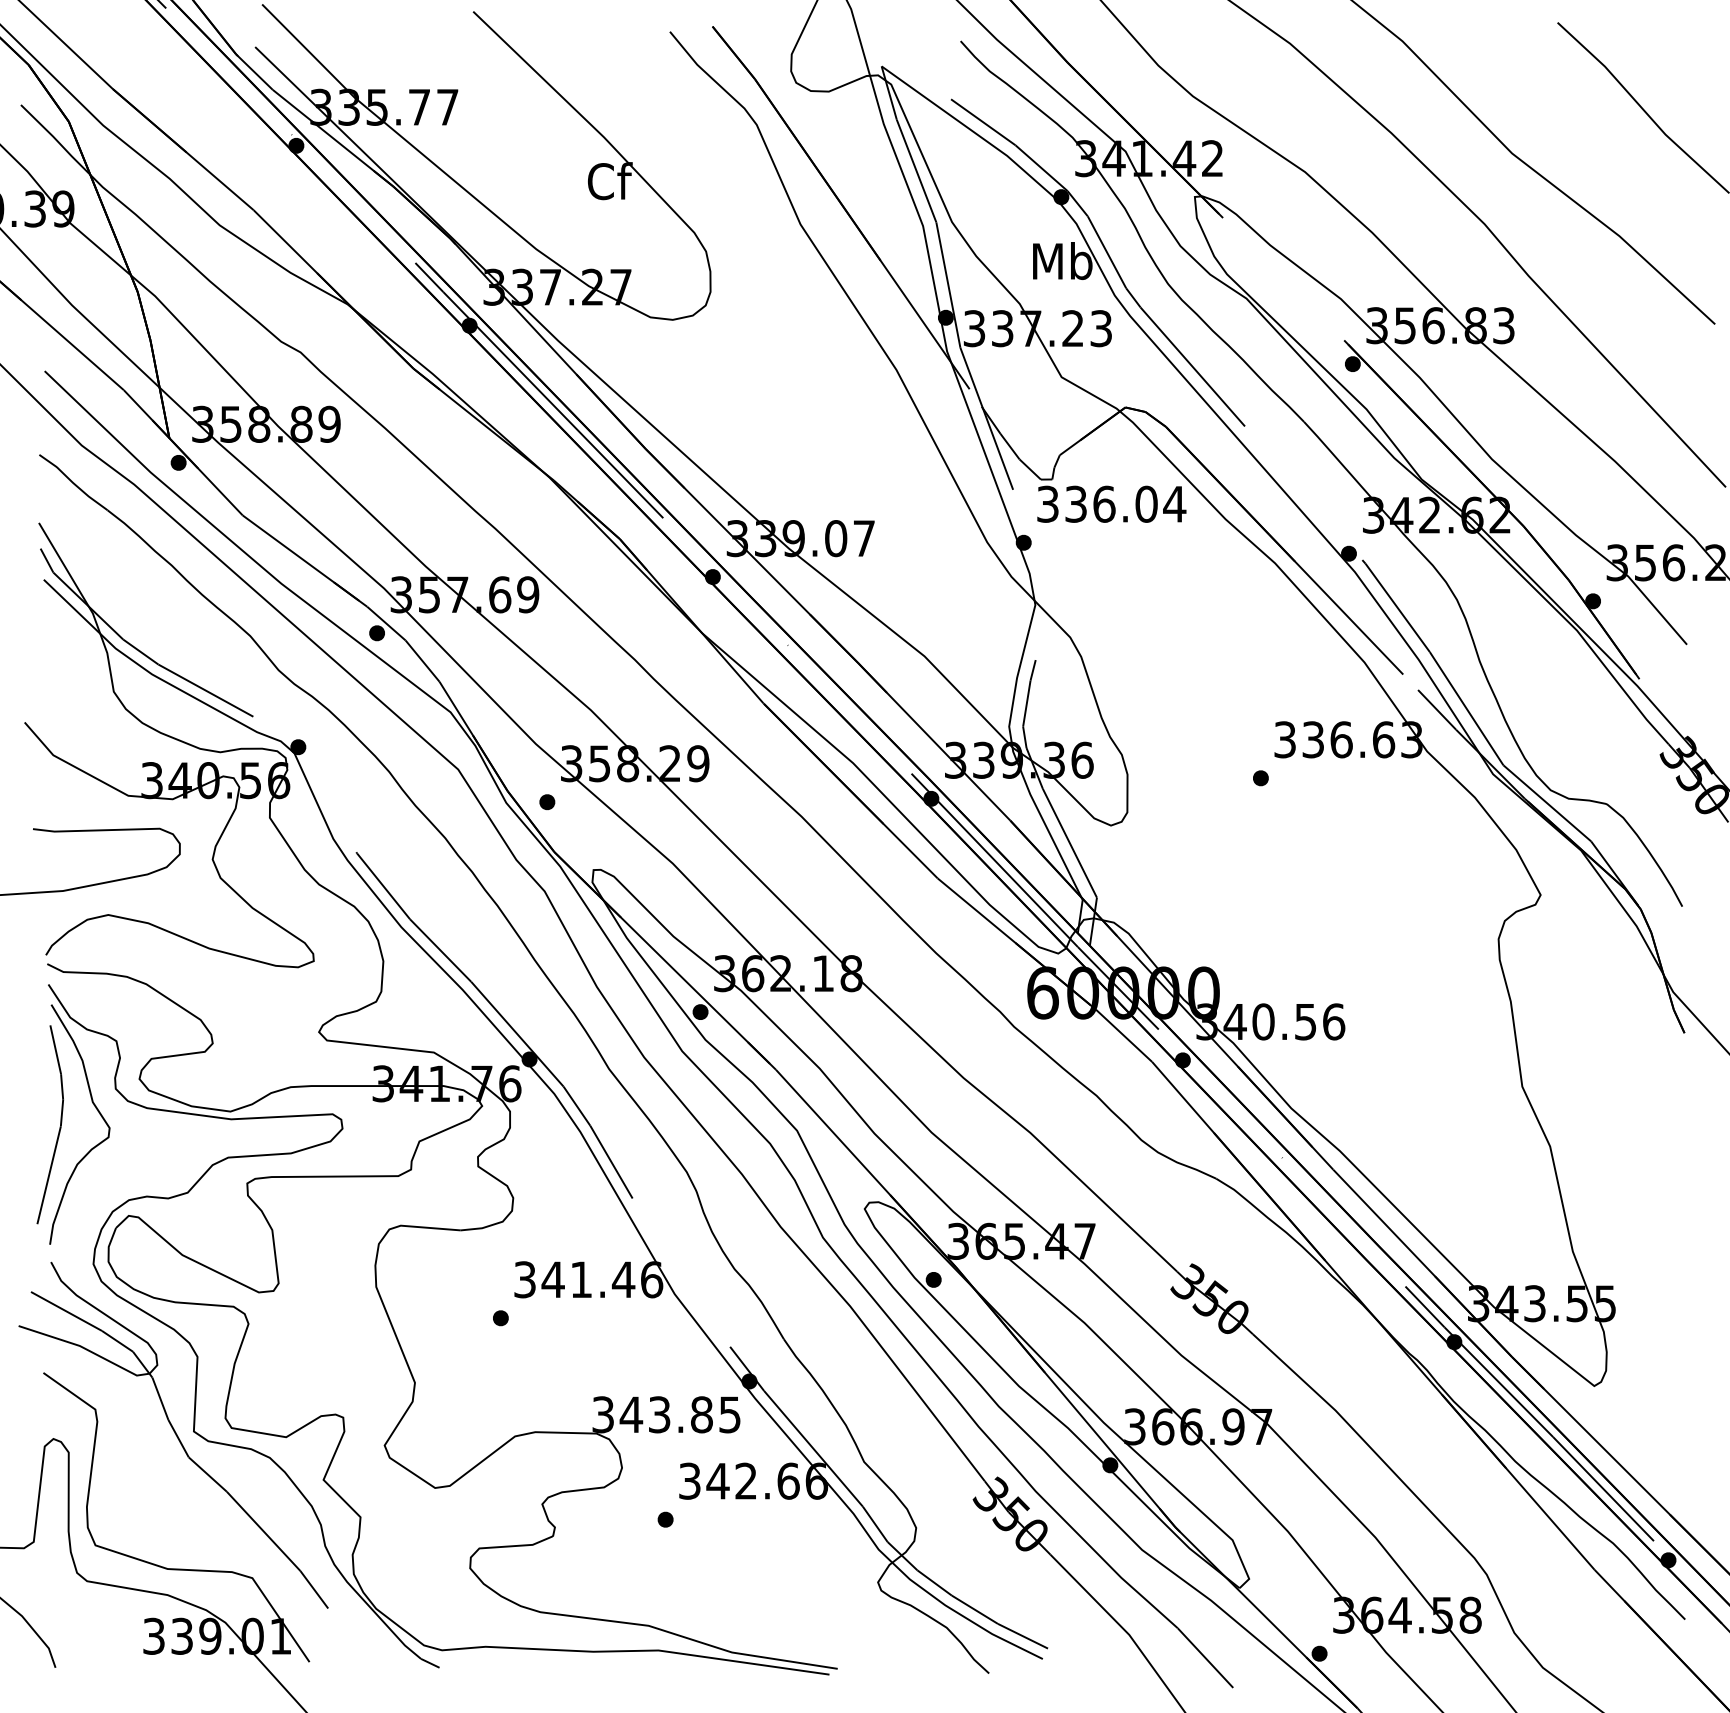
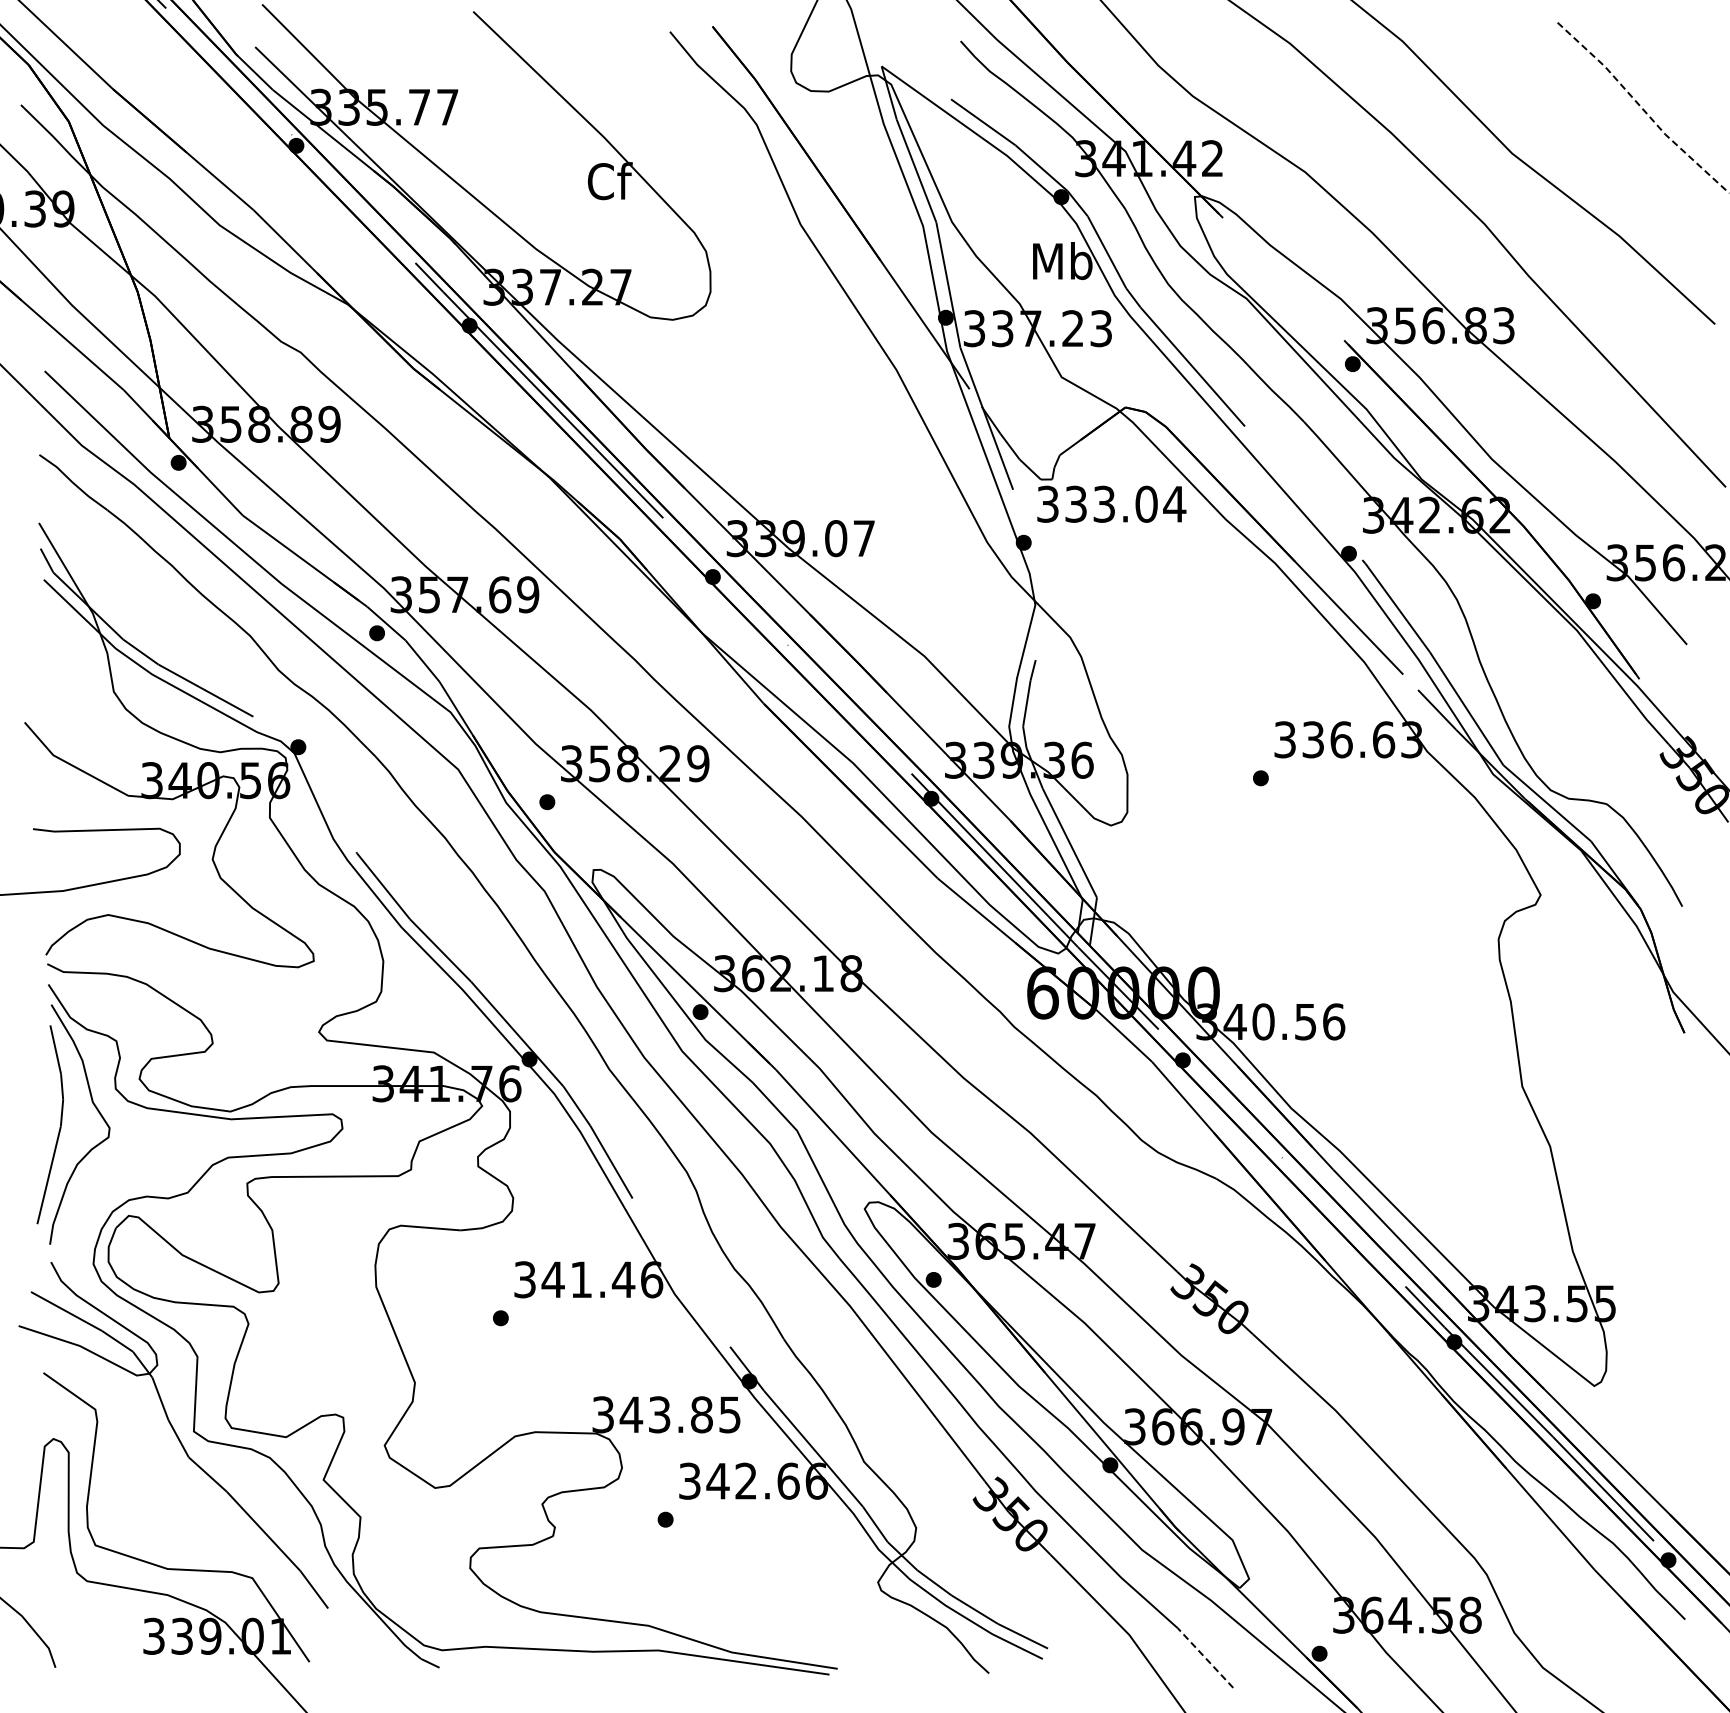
line: solid -> dashed (1642, 108)
text: 336.04 -> 333.04 (1104, 503)
line: solid -> dashed (1205, 1658)
